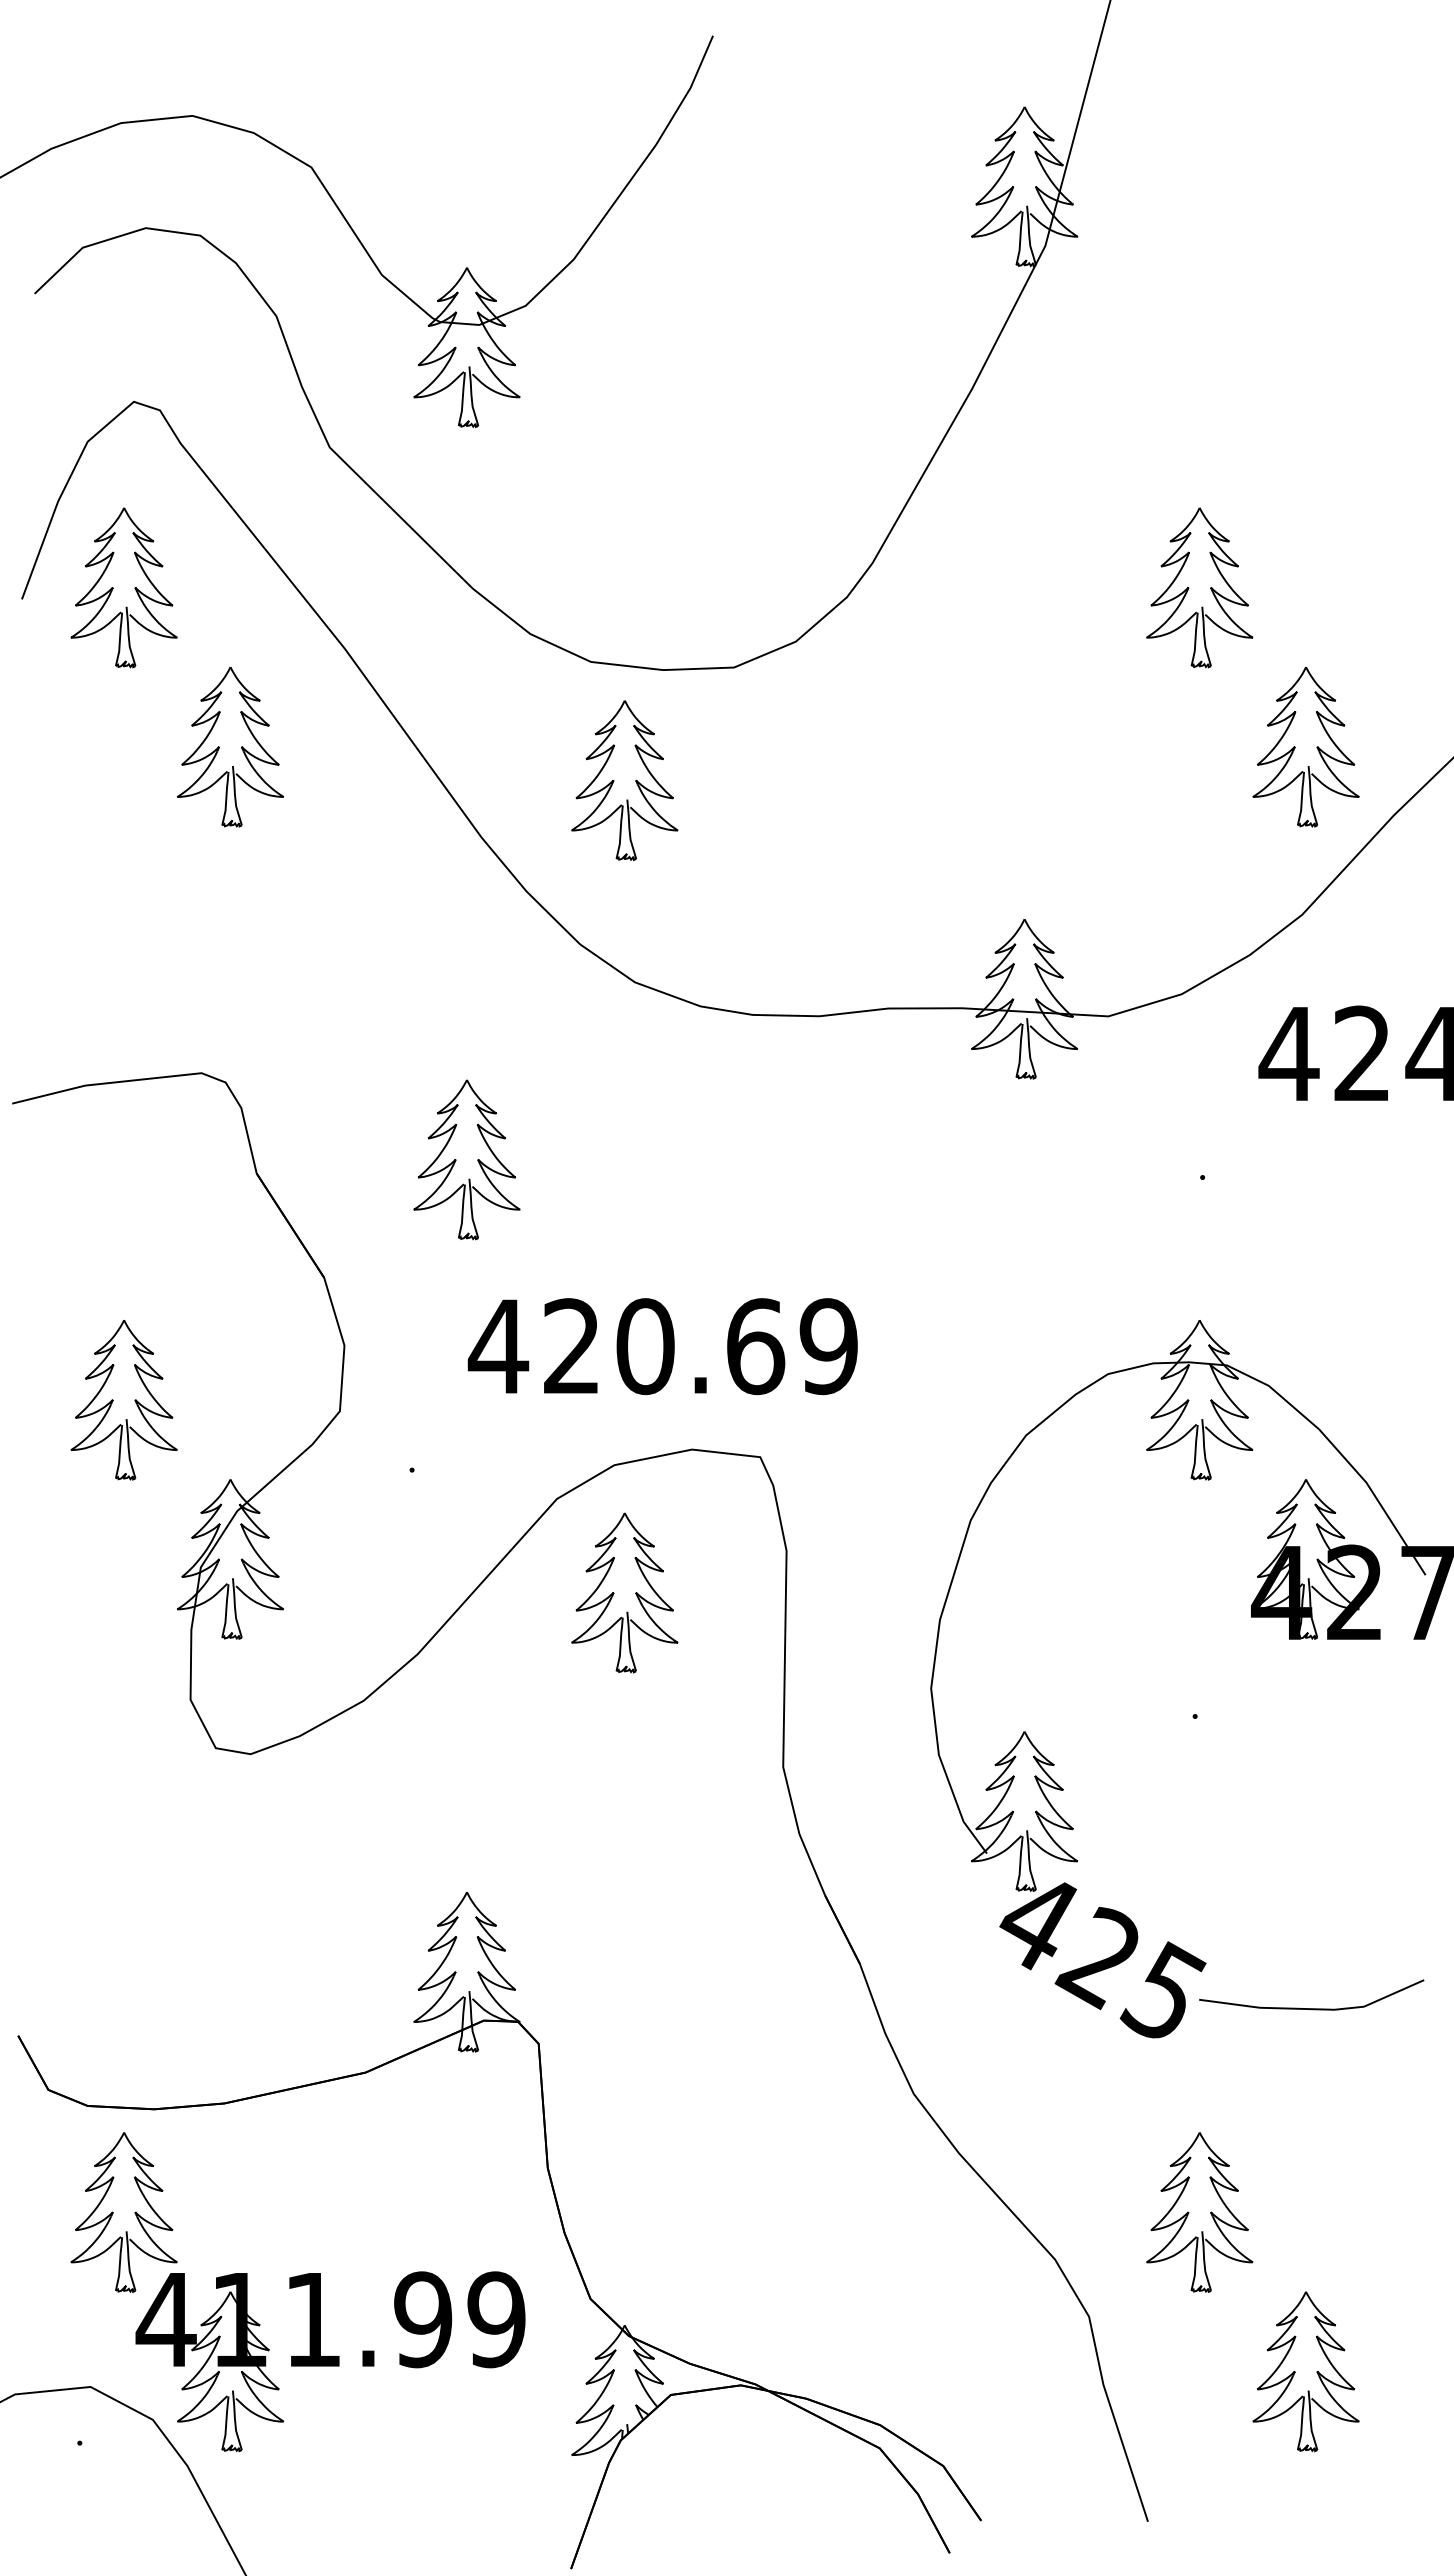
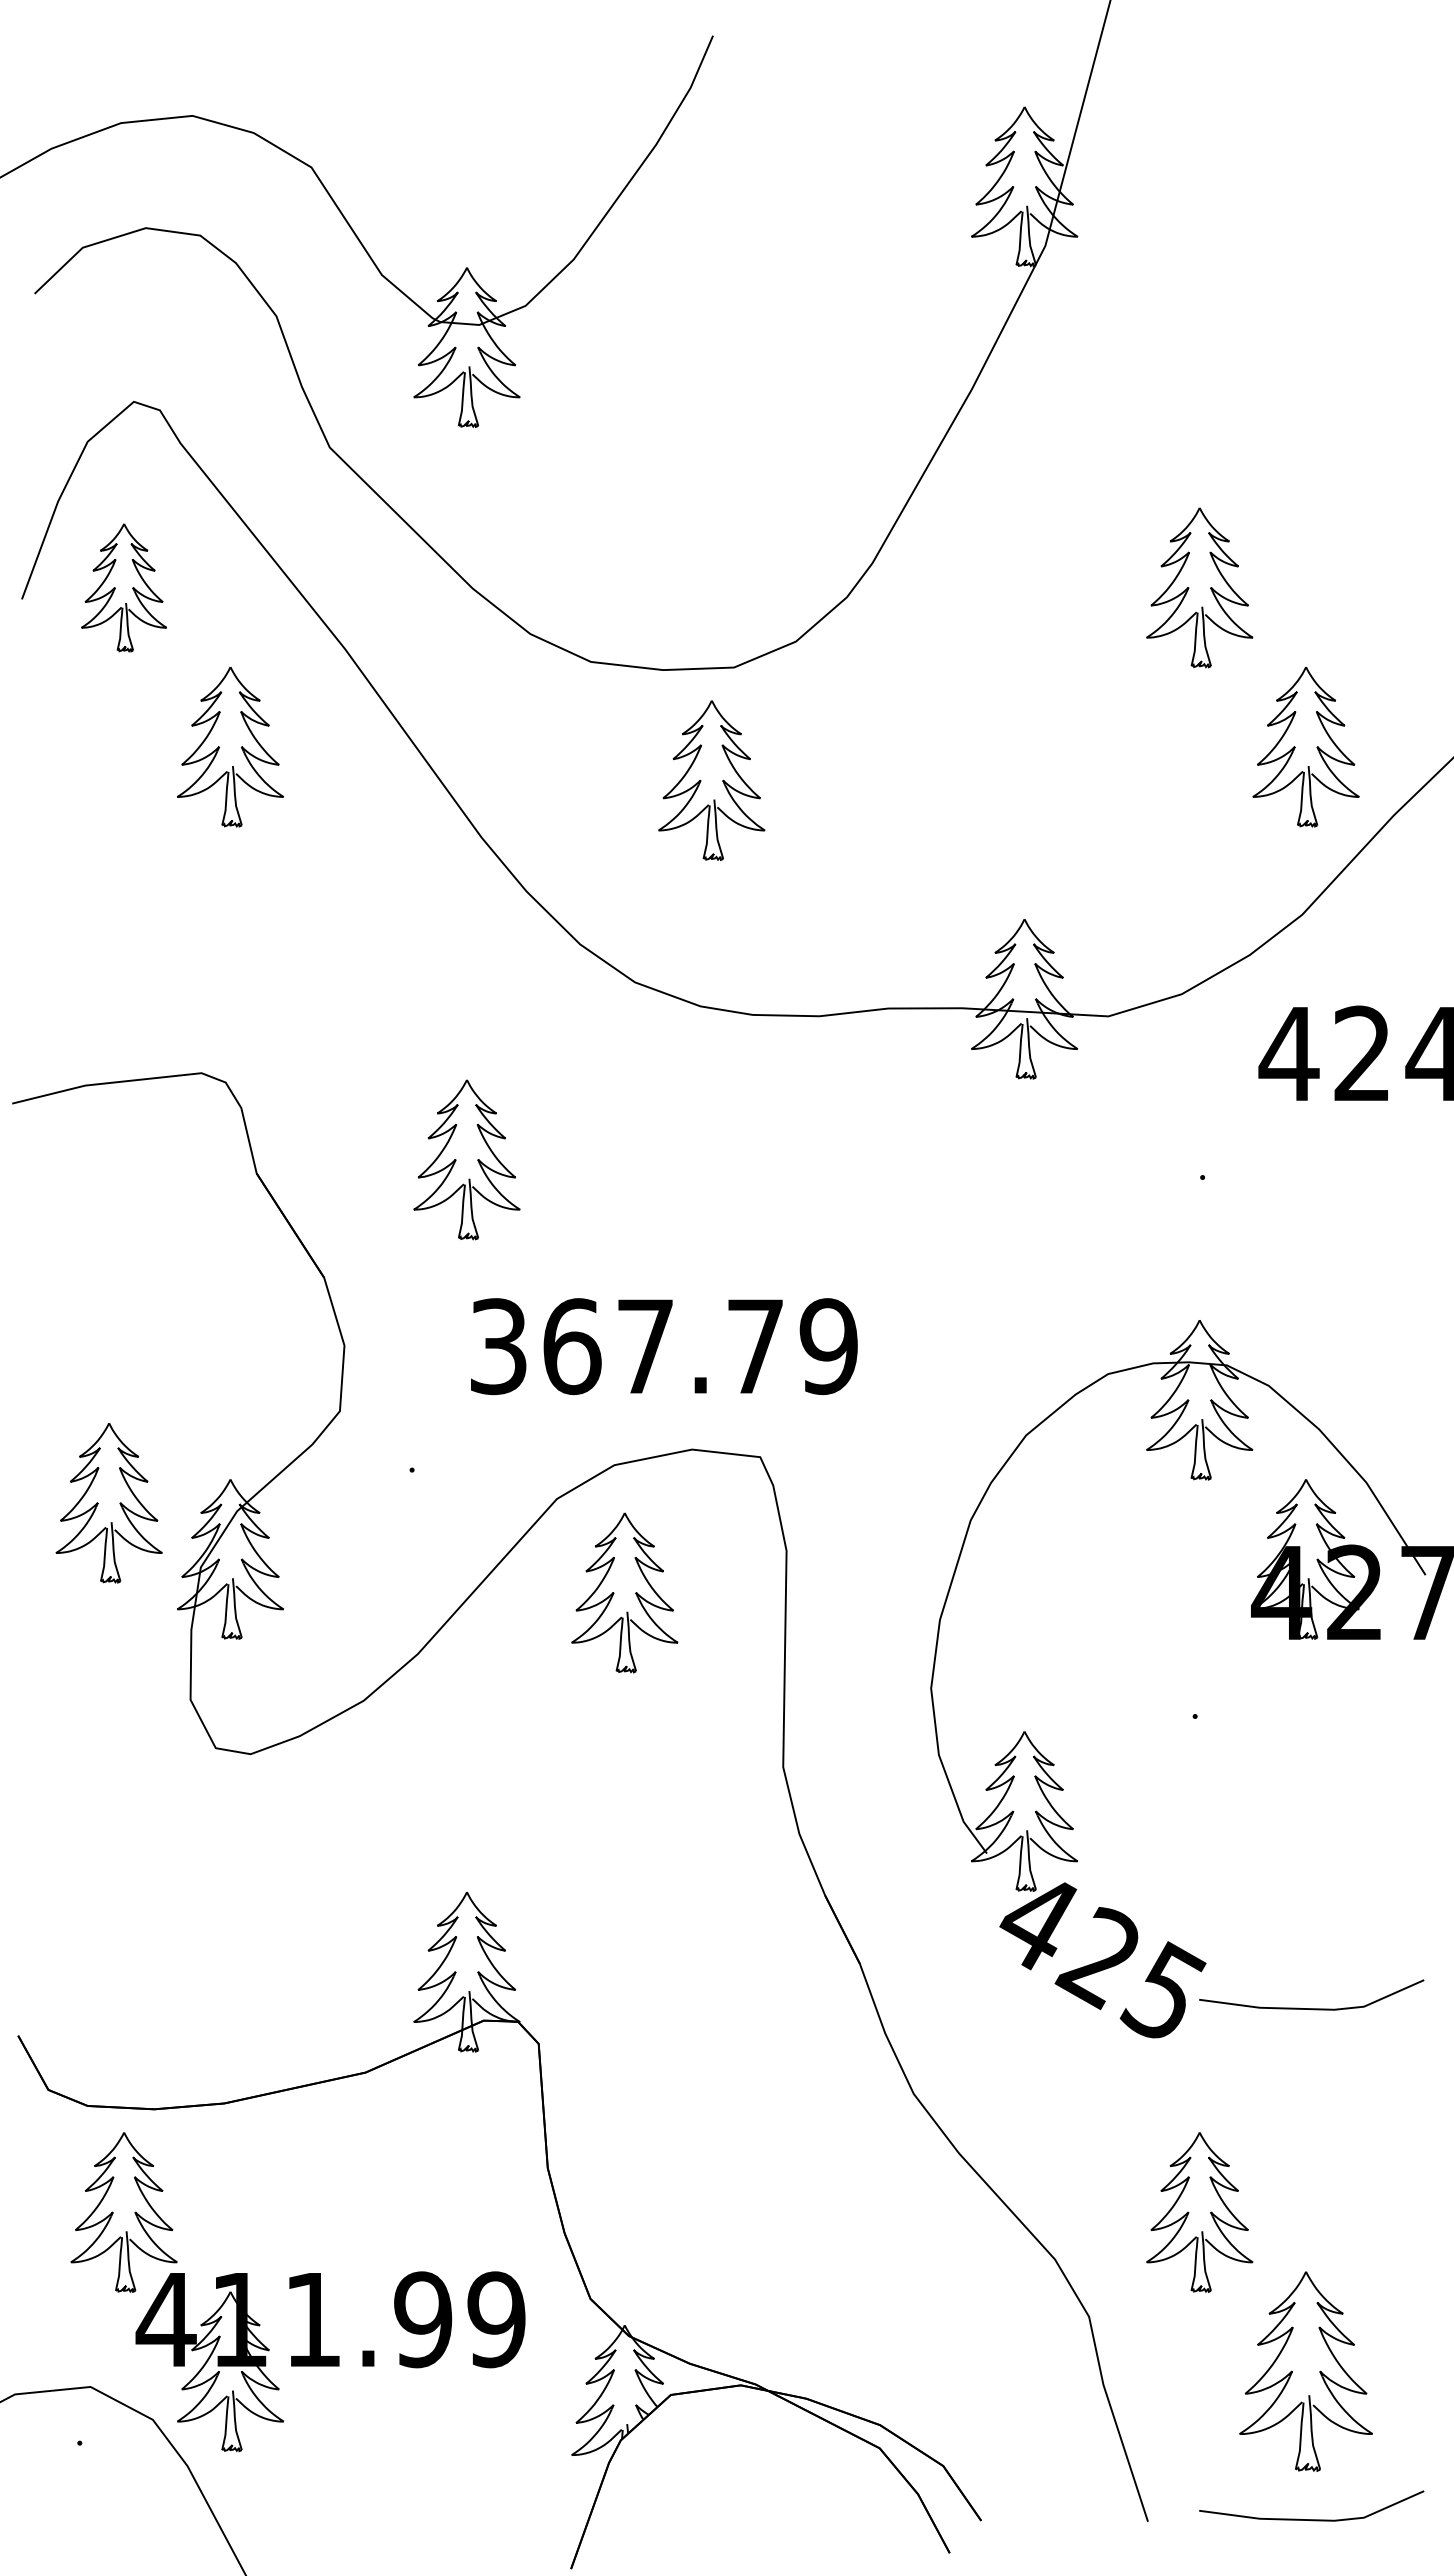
part size: 108x162 px -> 86x130 px (123, 587)
part position: (624, 780) -> (711, 780) (711, 780)
text: 420.69 -> 367.79 (626, 1346)
part position: (123, 1400) -> (108, 1503) (108, 1503)
part size: 108x162 px -> 134x201 px (1305, 2371)
line: none -> present (1311, 2519)
